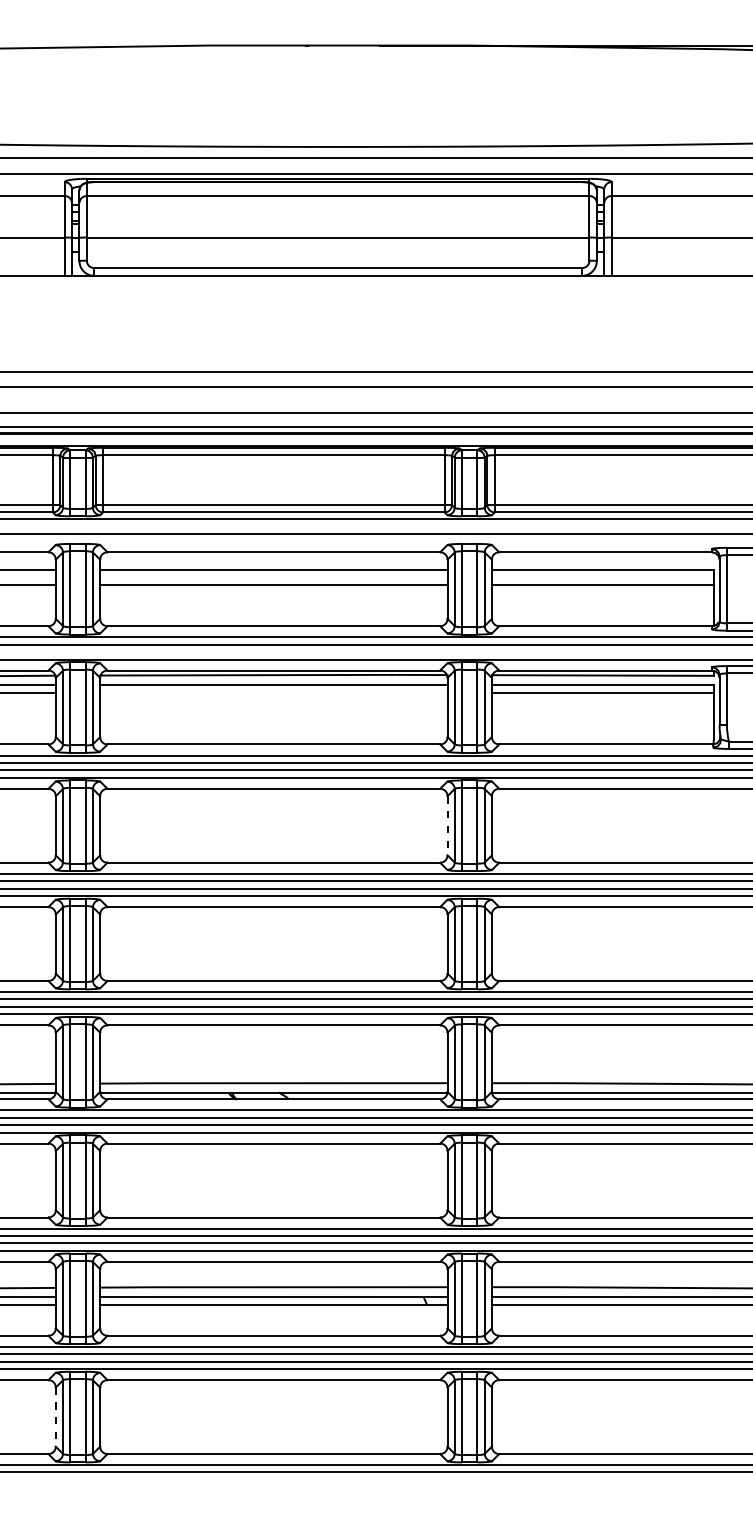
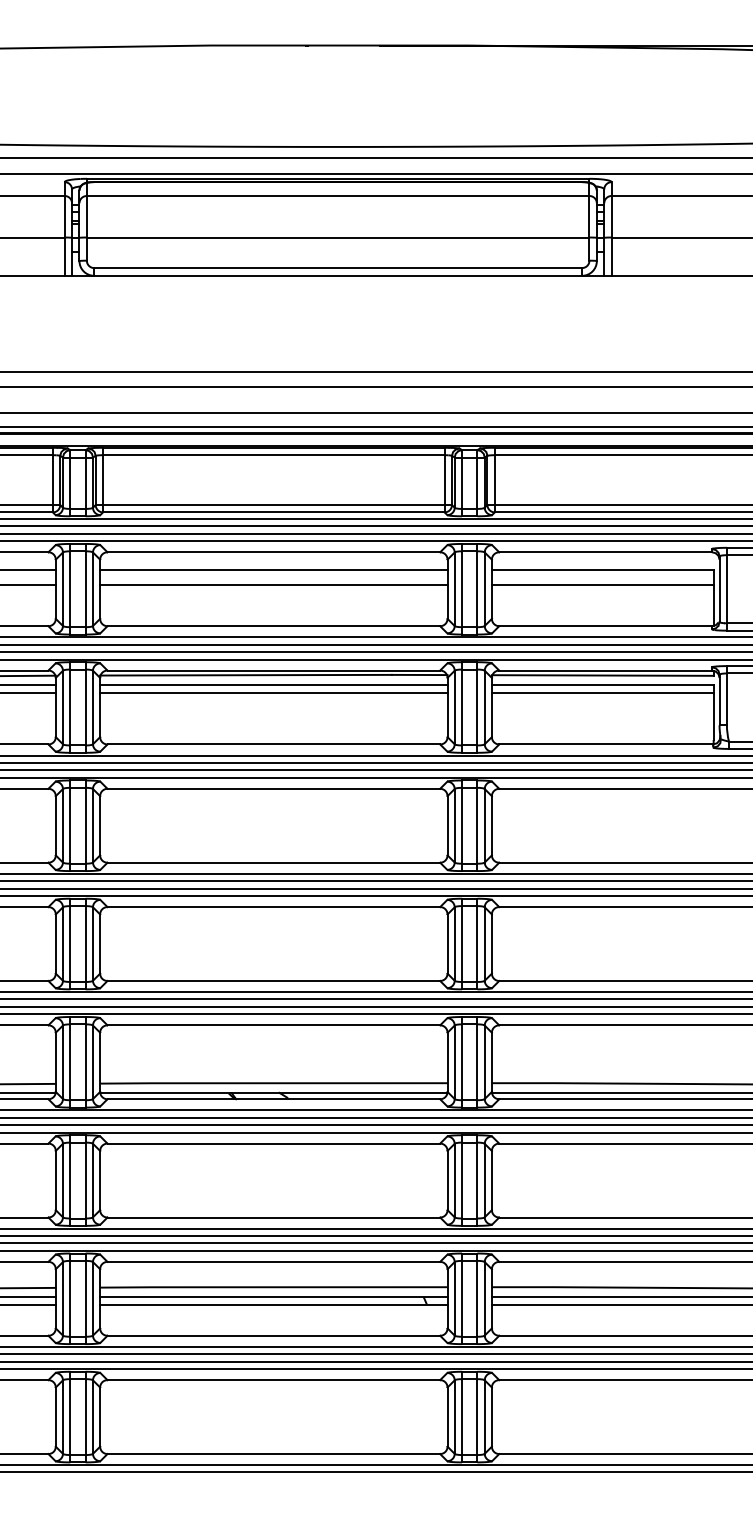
line: none -> present (375, 526)
line: none -> present (375, 541)
line: none -> present (375, 652)
line: none -> present (273, 692)
line: dashed -> solid (447, 825)
line: dashed -> solid (55, 1417)
